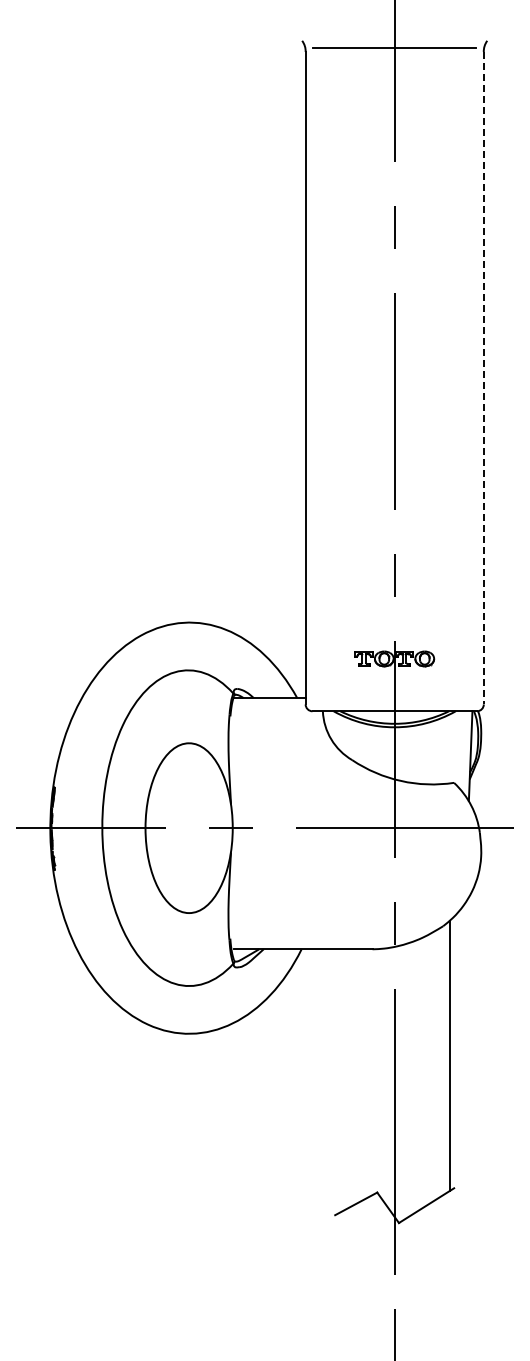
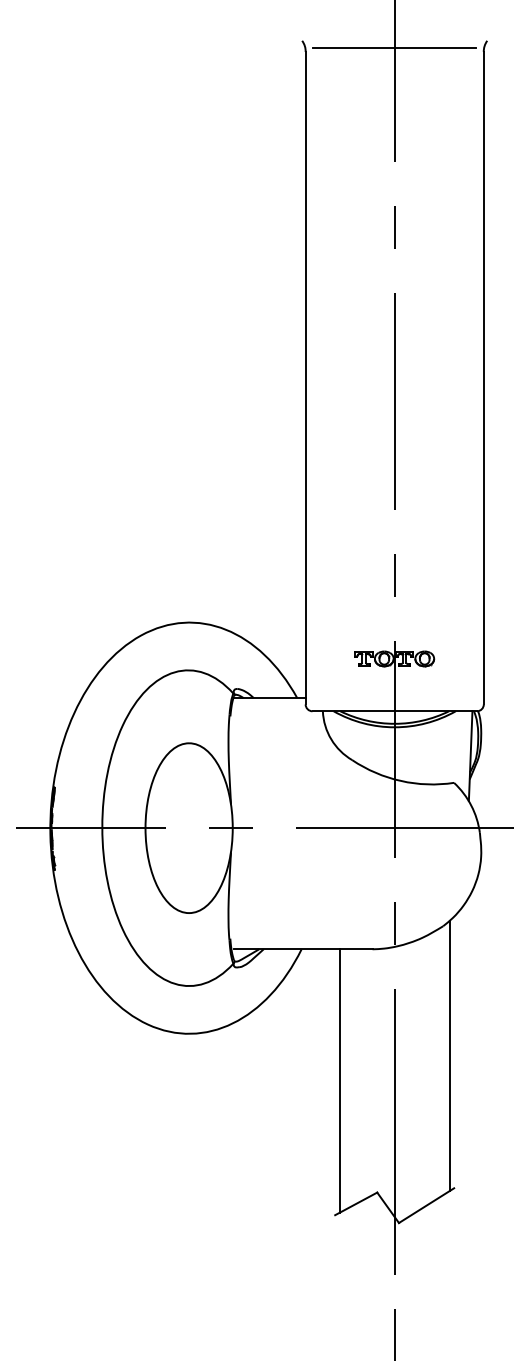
line: dashed -> solid (483, 378)
line: none -> present (339, 1080)
